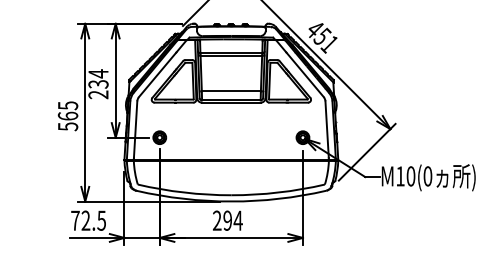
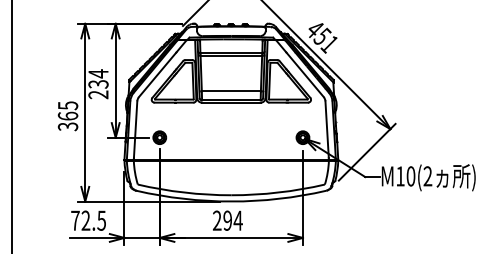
line: none -> present (12, 126)
text: 565 -> 365 (67, 126)
text: M10(0 -> M10(2 (427, 176)
